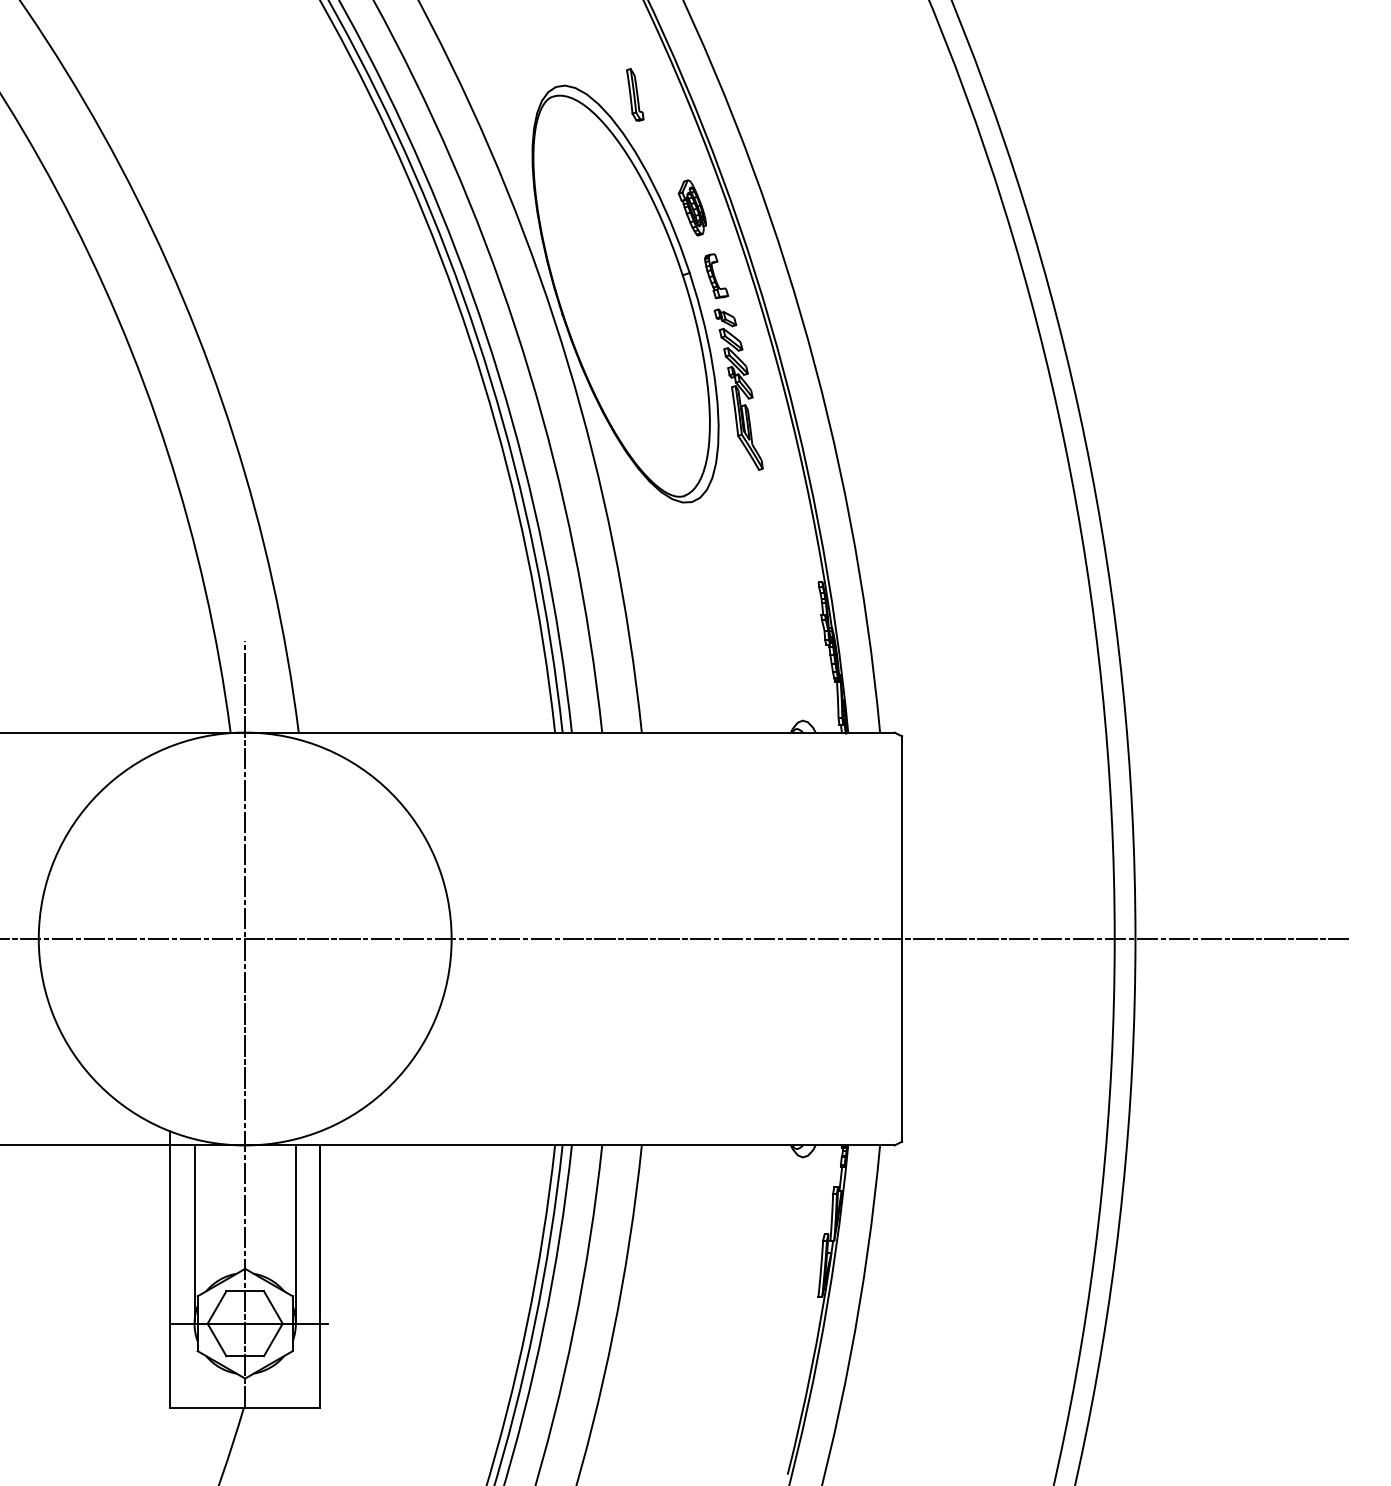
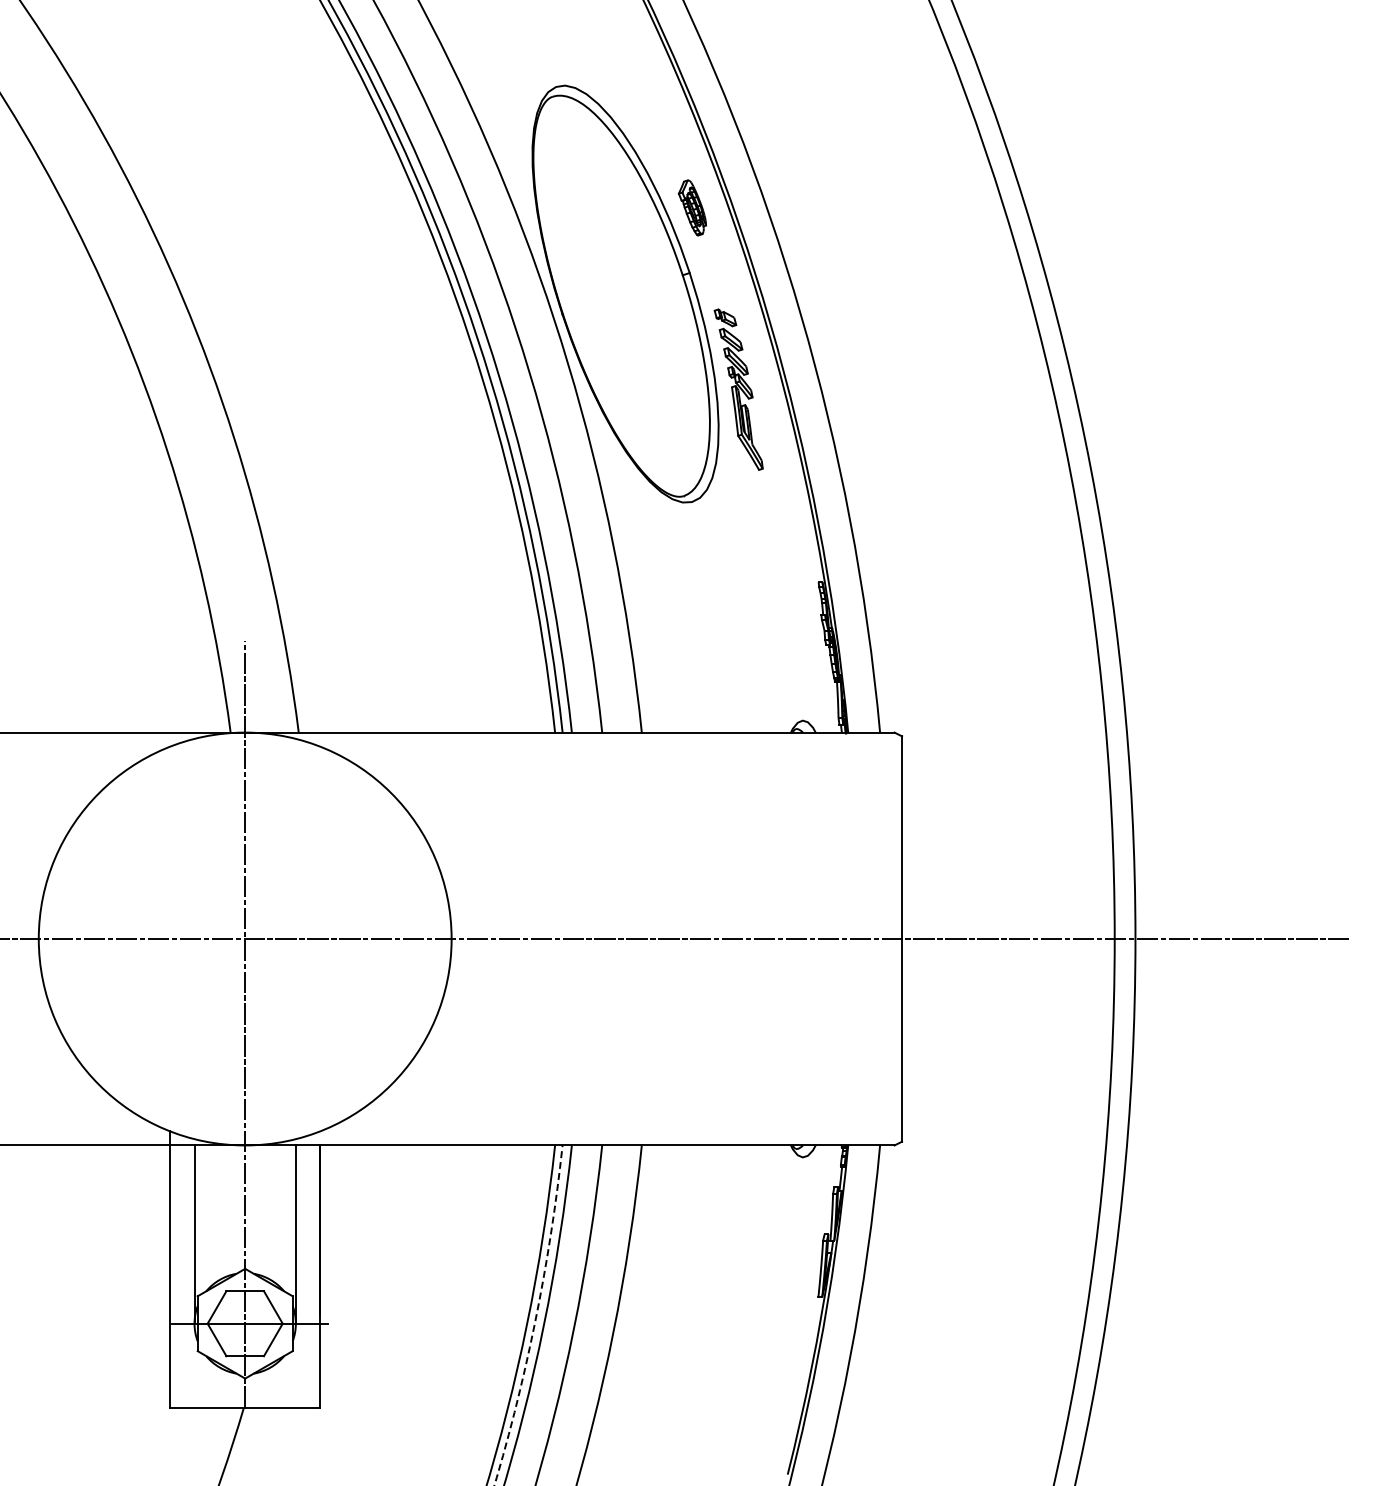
part: present -> none (635, 94)
part: present -> none (716, 276)
arc: solid -> dashed (536, 1315)
